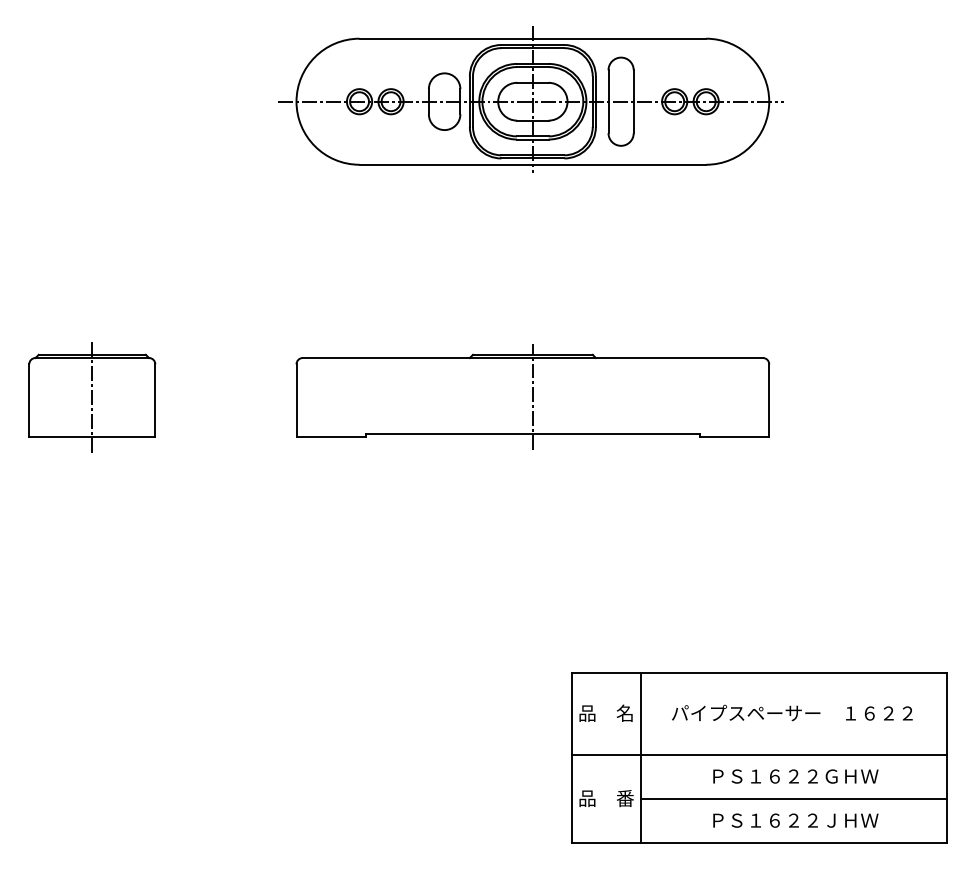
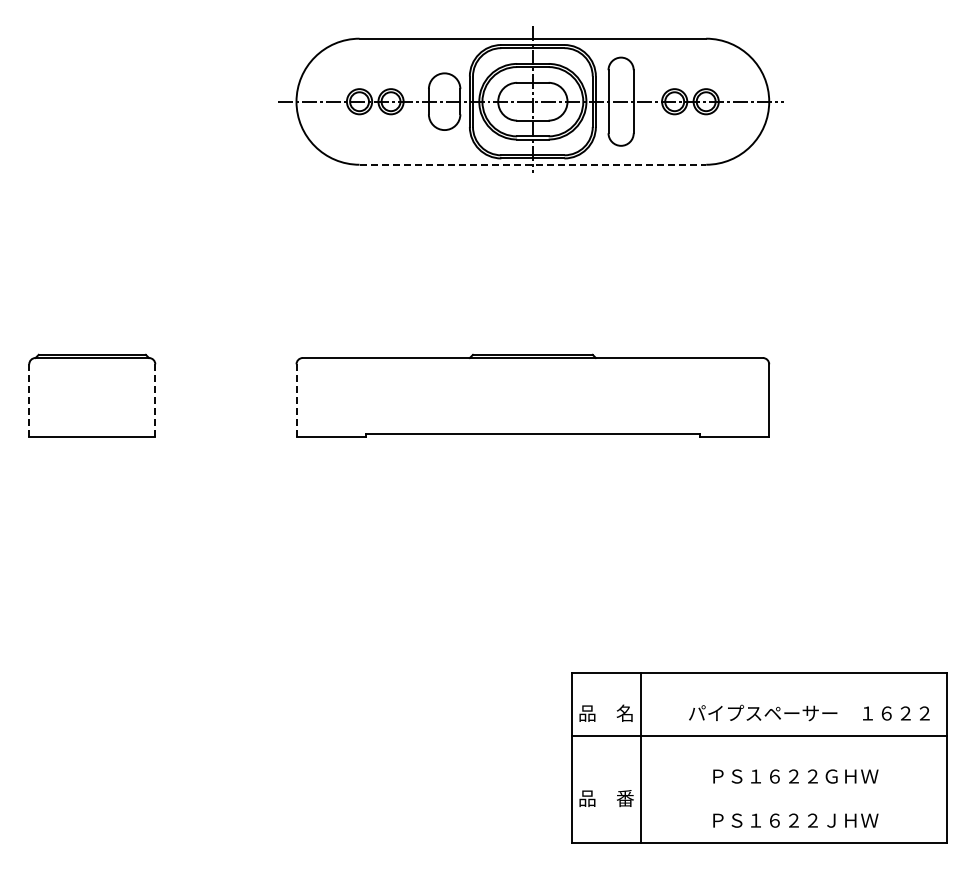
line: solid -> dashed (533, 164)
line: present -> none (92, 397)
line: present -> none (532, 397)
line: solid -> dashed (29, 401)
line: solid -> dashed (155, 401)
line: solid -> dashed (296, 401)
text position: (792, 712) -> (809, 712) (809, 712)
line position: (758, 754) -> (758, 735) (758, 735)
line: present -> none (793, 798)
